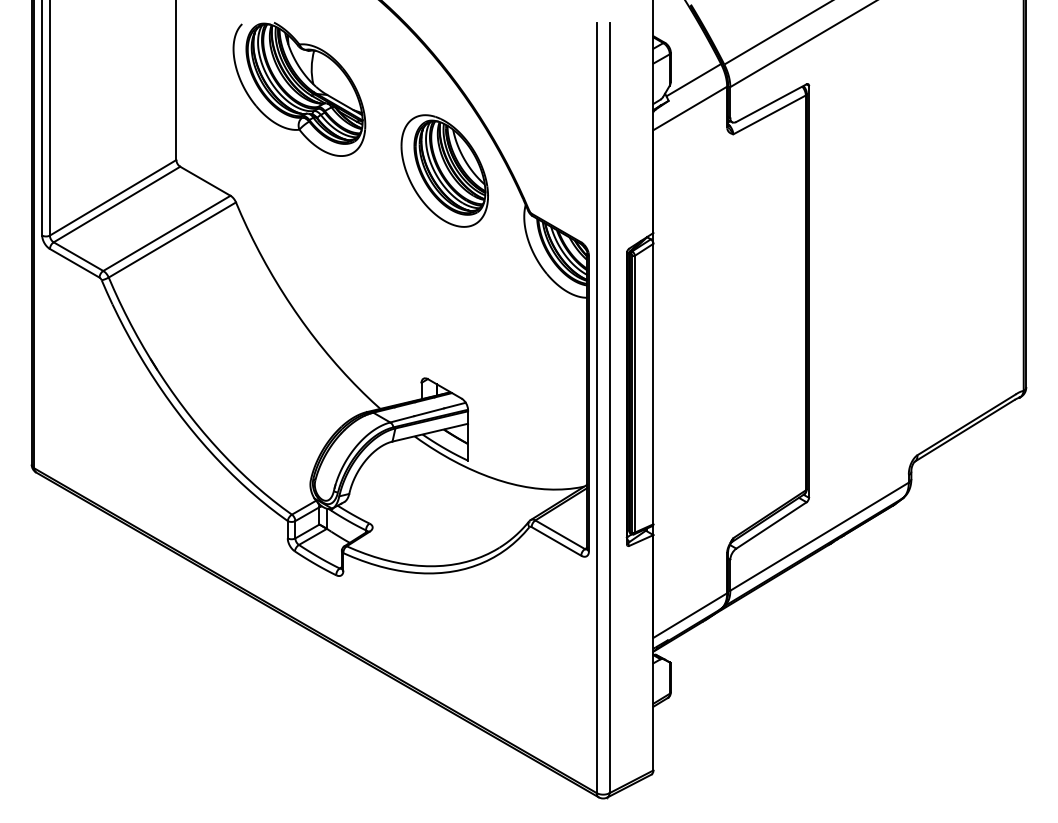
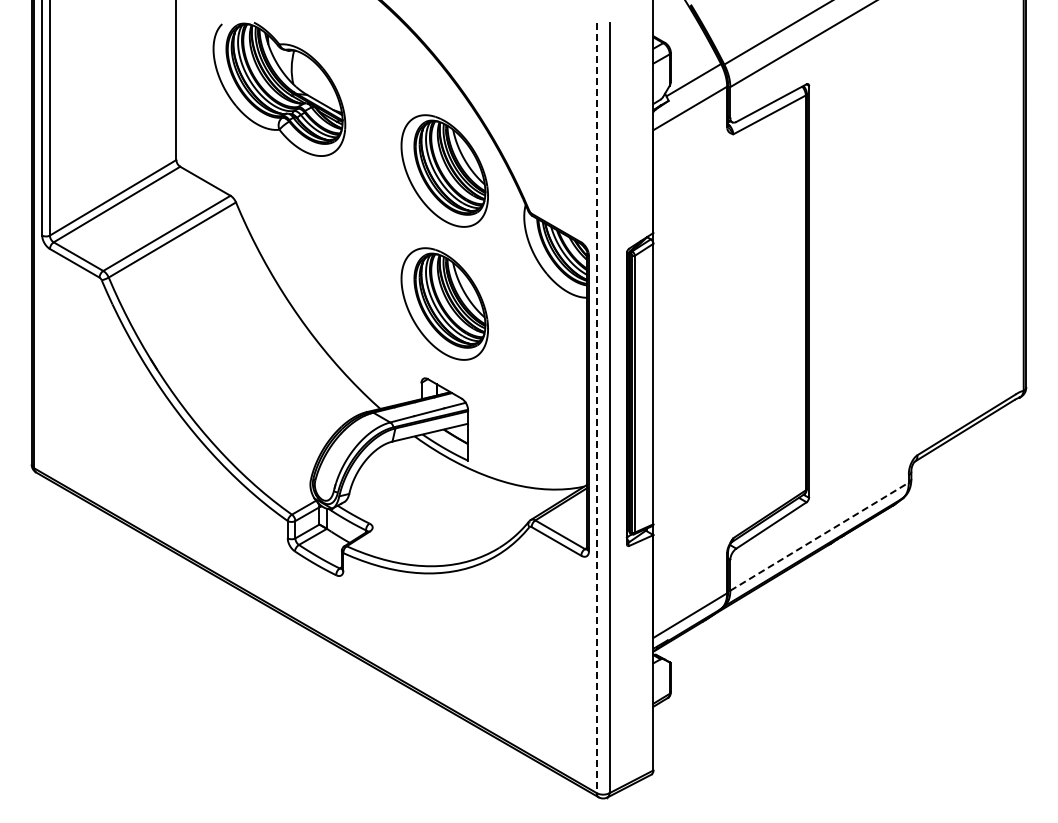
part position: (299, 89) -> (279, 89) (279, 89)
part: none -> present (444, 303)
line: solid -> dashed (596, 408)
line: solid -> dashed (819, 536)
